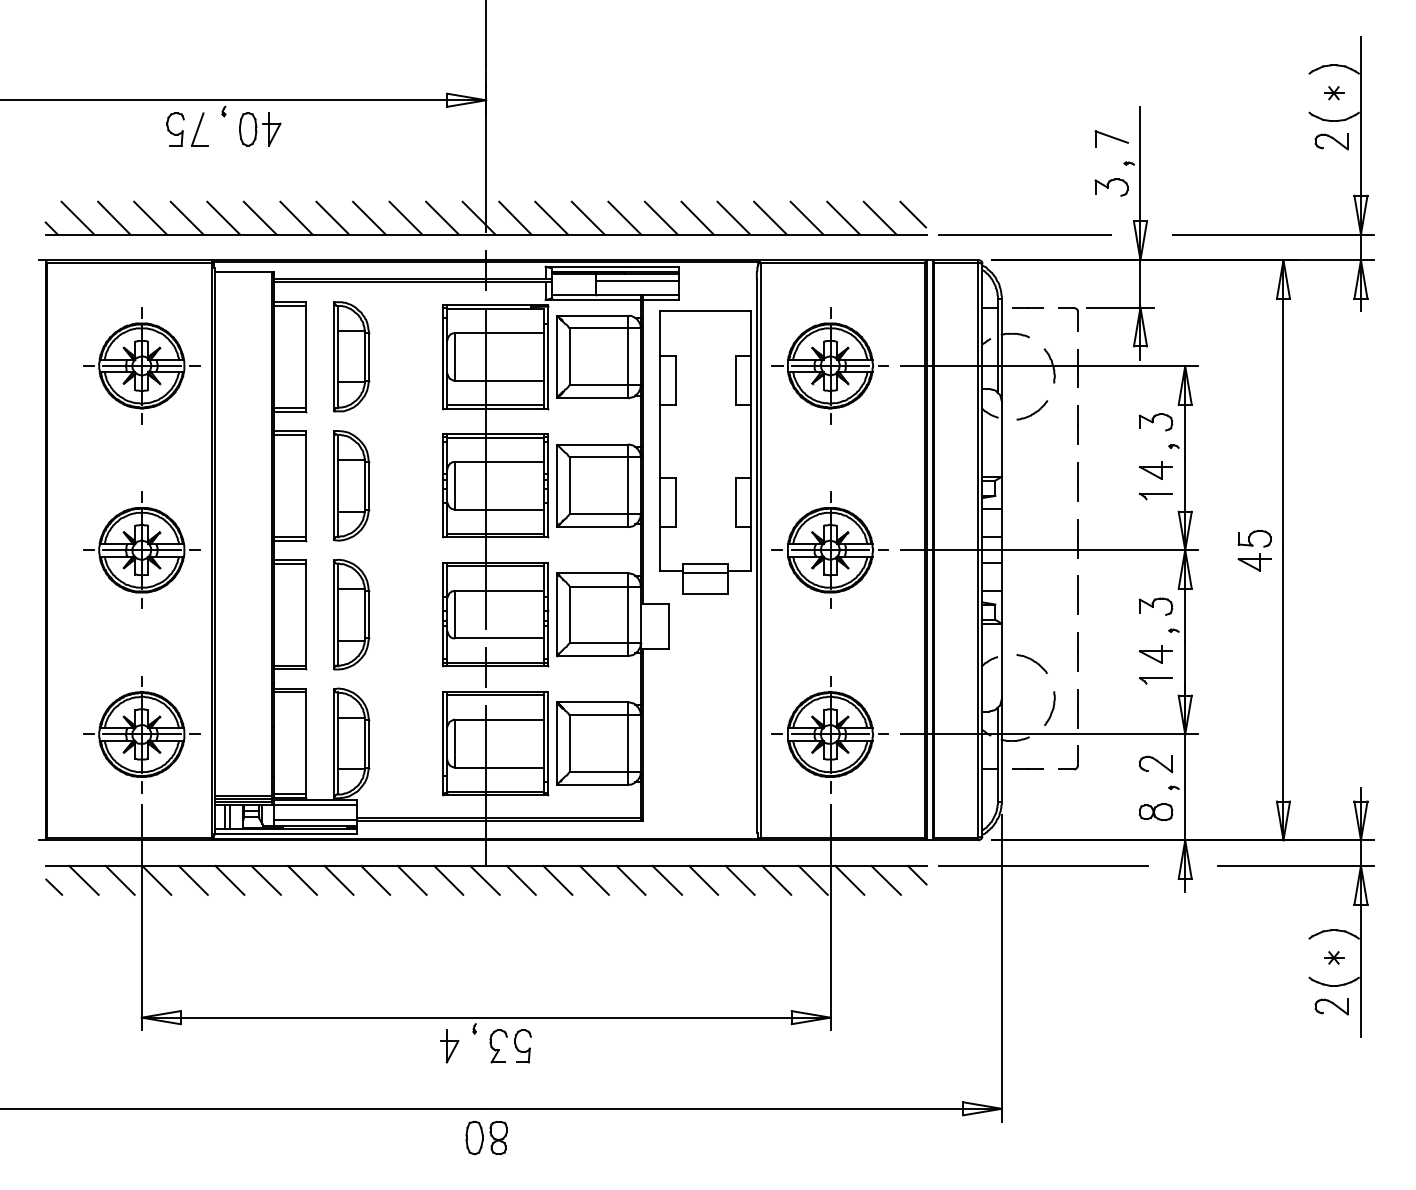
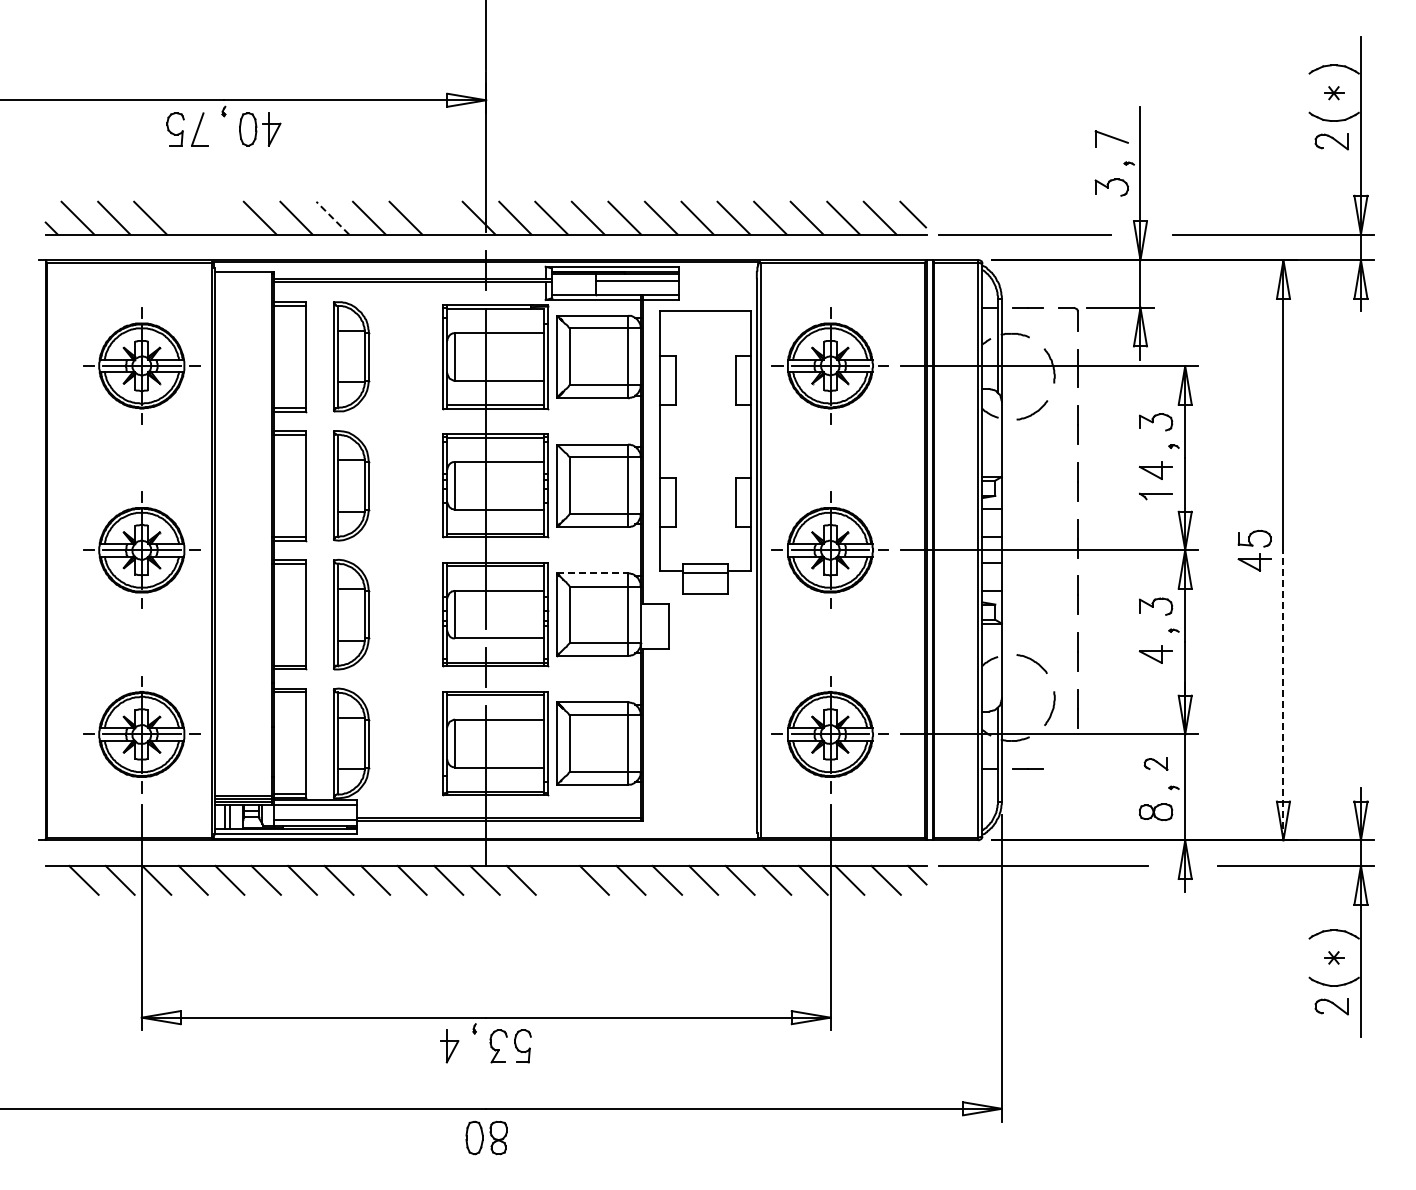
line: present -> none (186, 217)
line: present -> none (223, 217)
line: solid -> dashed (332, 217)
line: present -> none (442, 217)
line: solid -> dashed (593, 573)
part: present -> none (1155, 680)
line: solid -> dashed (1283, 694)
part: present -> none (1077, 757)
part size: 35x19 px -> 26x14 px (1155, 763)
line: present -> none (557, 879)
line: present -> none (54, 886)
